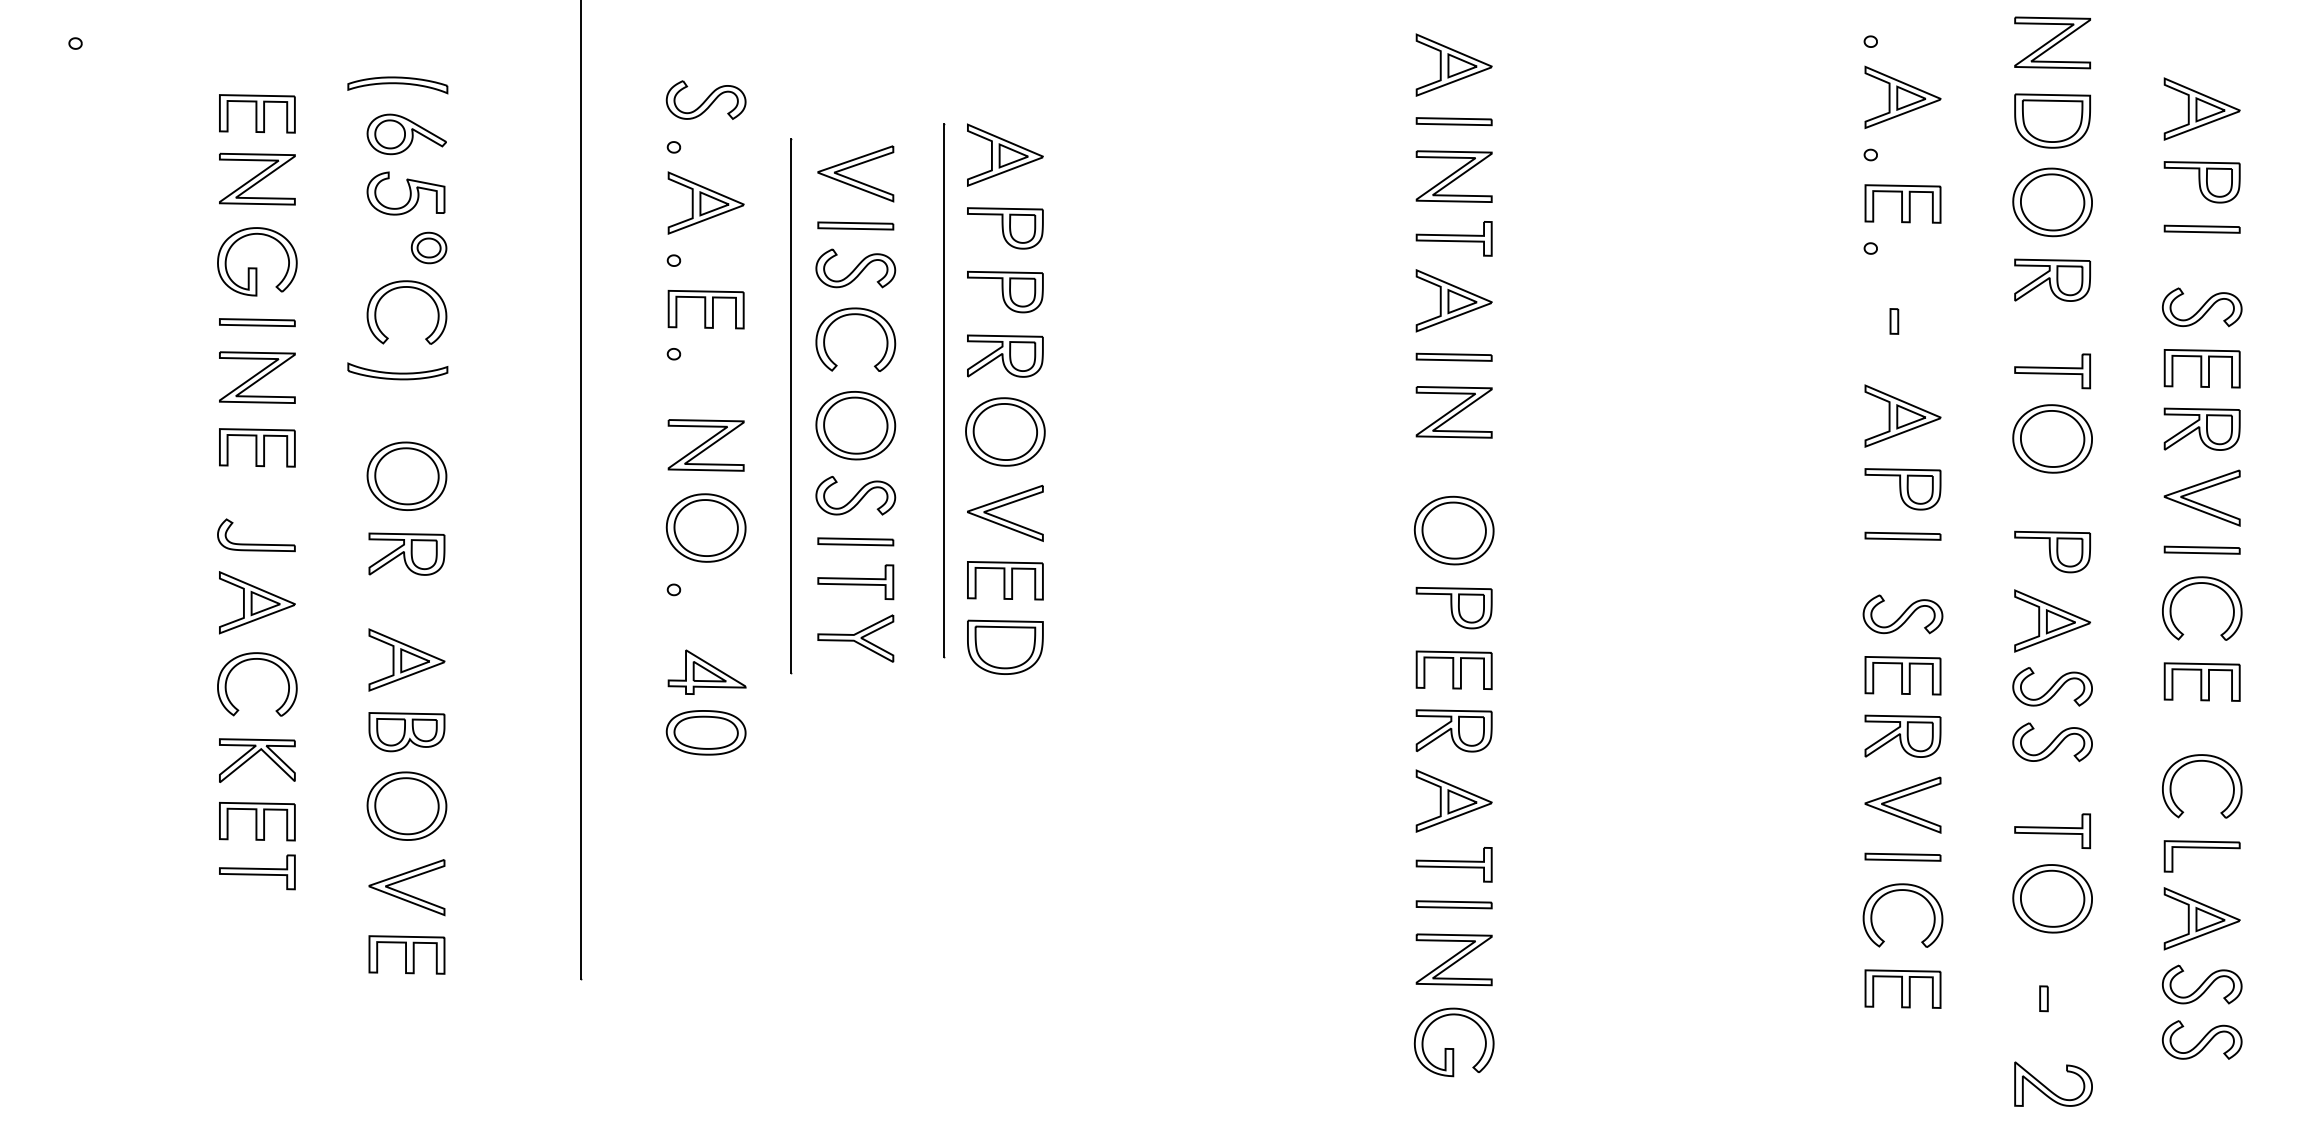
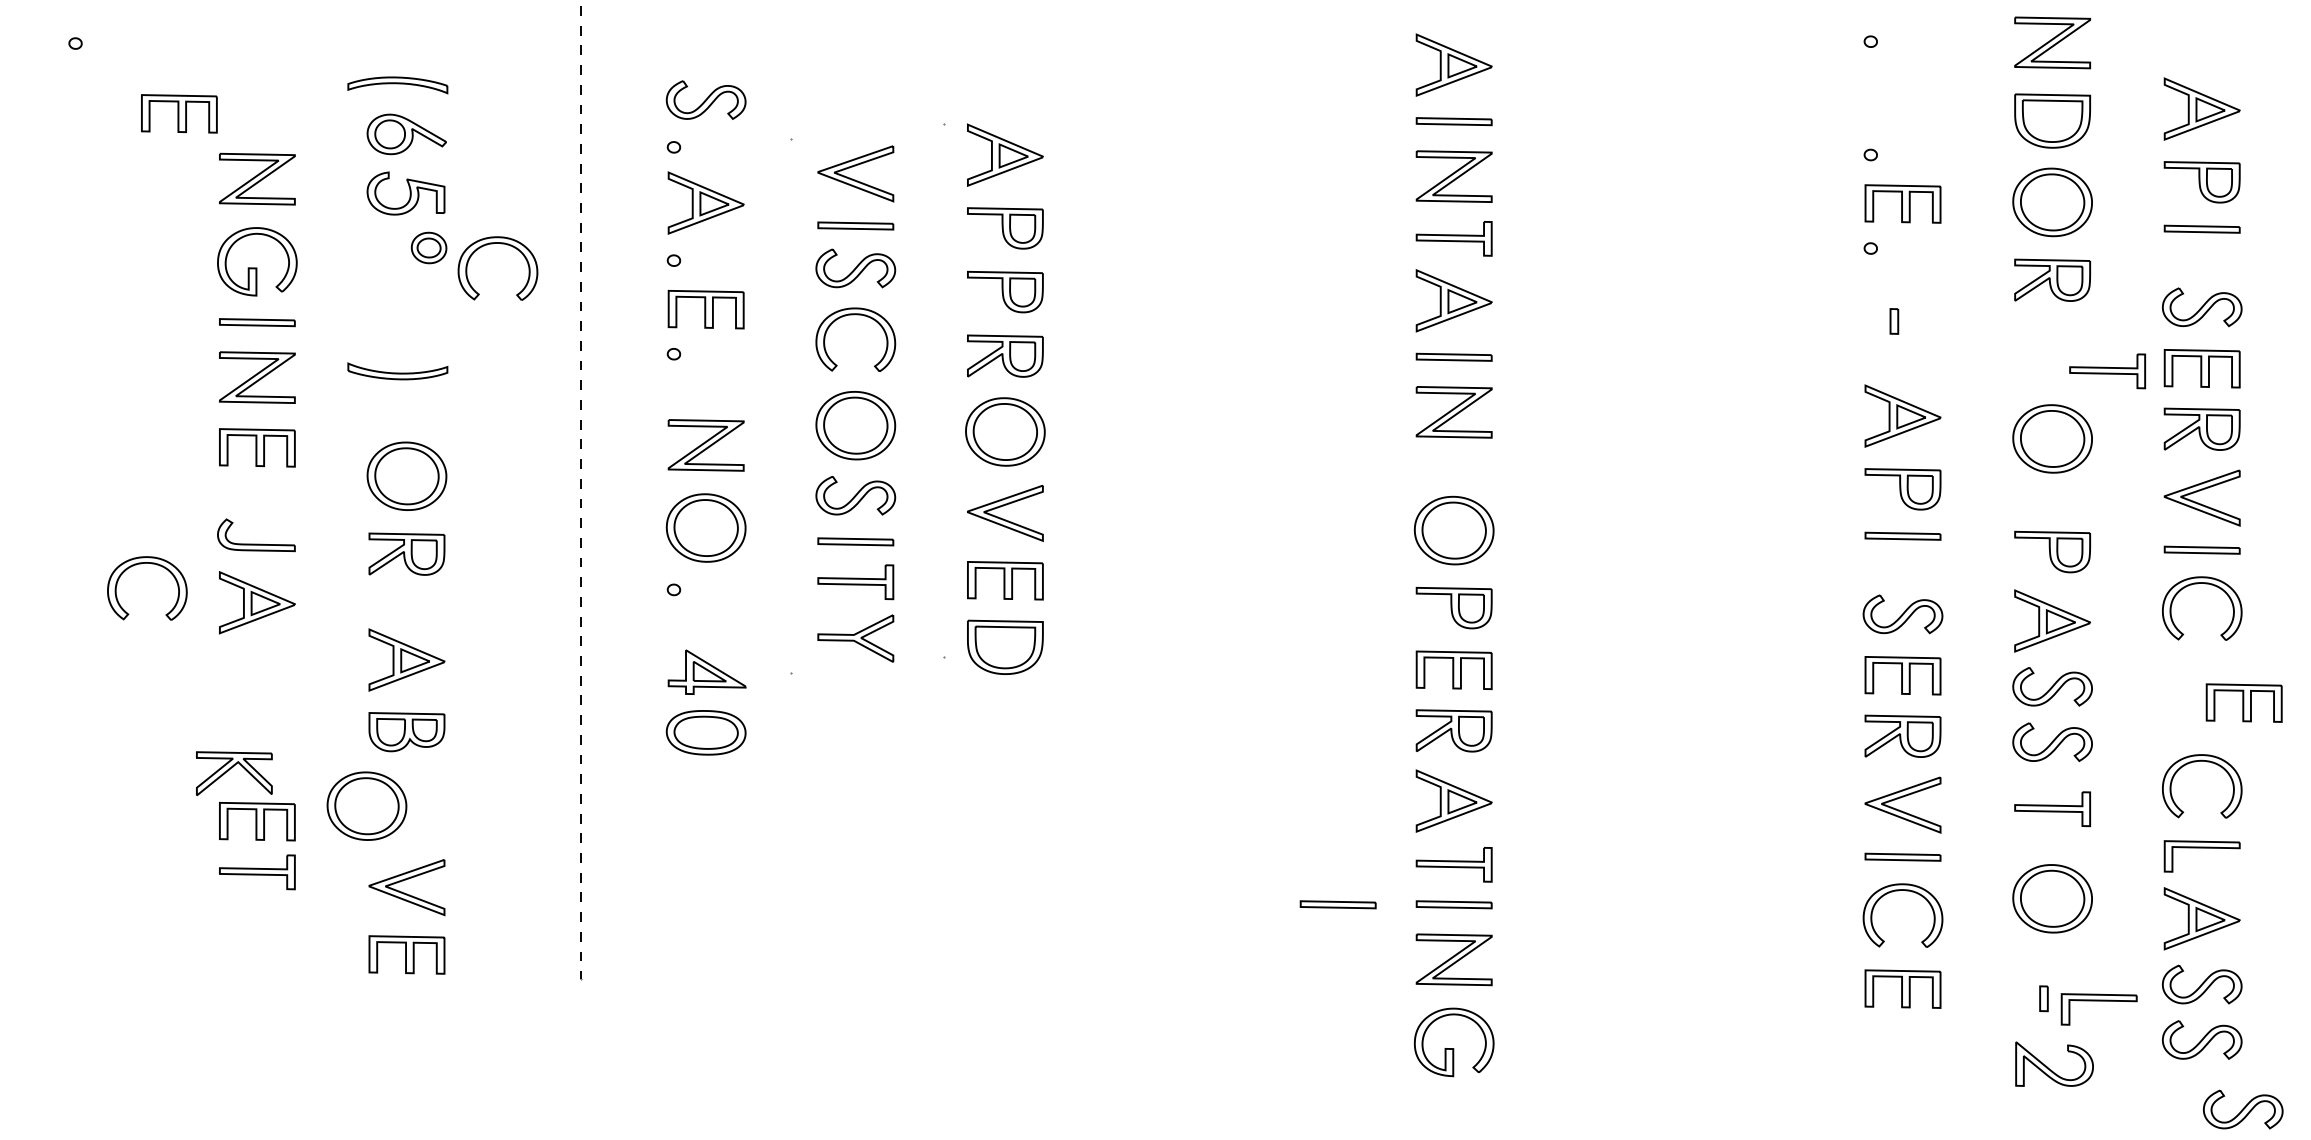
part: present -> none (1902, 96)
part position: (257, 113) -> (179, 113) (179, 113)
part position: (410, 288) -> (501, 244) (501, 244)
part position: (2052, 371) -> (2107, 371) (2107, 371)
line: present -> none (944, 389)
line: present -> none (791, 405)
line: solid -> dashed (581, 490)
part position: (261, 660) -> (151, 564) (151, 564)
part position: (2201, 681) -> (2243, 702) (2243, 702)
part position: (257, 760) -> (234, 773) (234, 773)
part position: (406, 805) -> (366, 805) (366, 805)
part position: (2052, 831) -> (2052, 809) (2052, 809)
part: none -> present (1337, 904)
part: none -> present (2098, 1001)
part position: (2050, 1089) -> (2051, 1069) (2051, 1069)
part: none -> present (2243, 1109)
